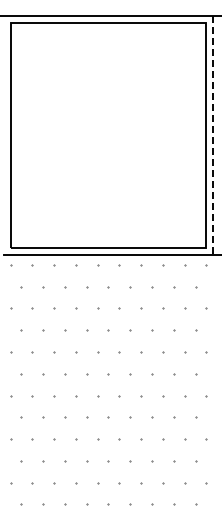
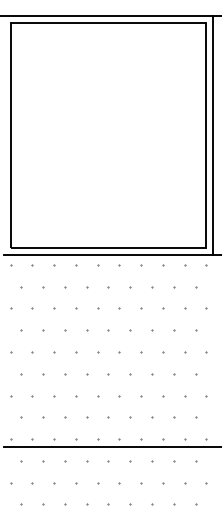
line: dashed -> solid (213, 135)
line: none -> present (111, 446)
